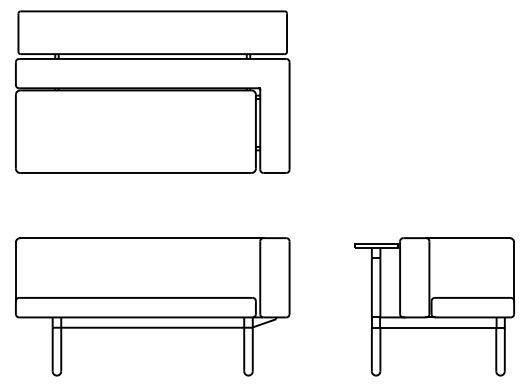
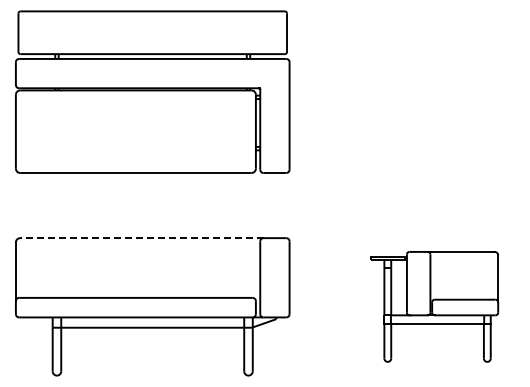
line: solid -> dashed (141, 238)
part size: 161x140 px -> 130x112 px (434, 306)
